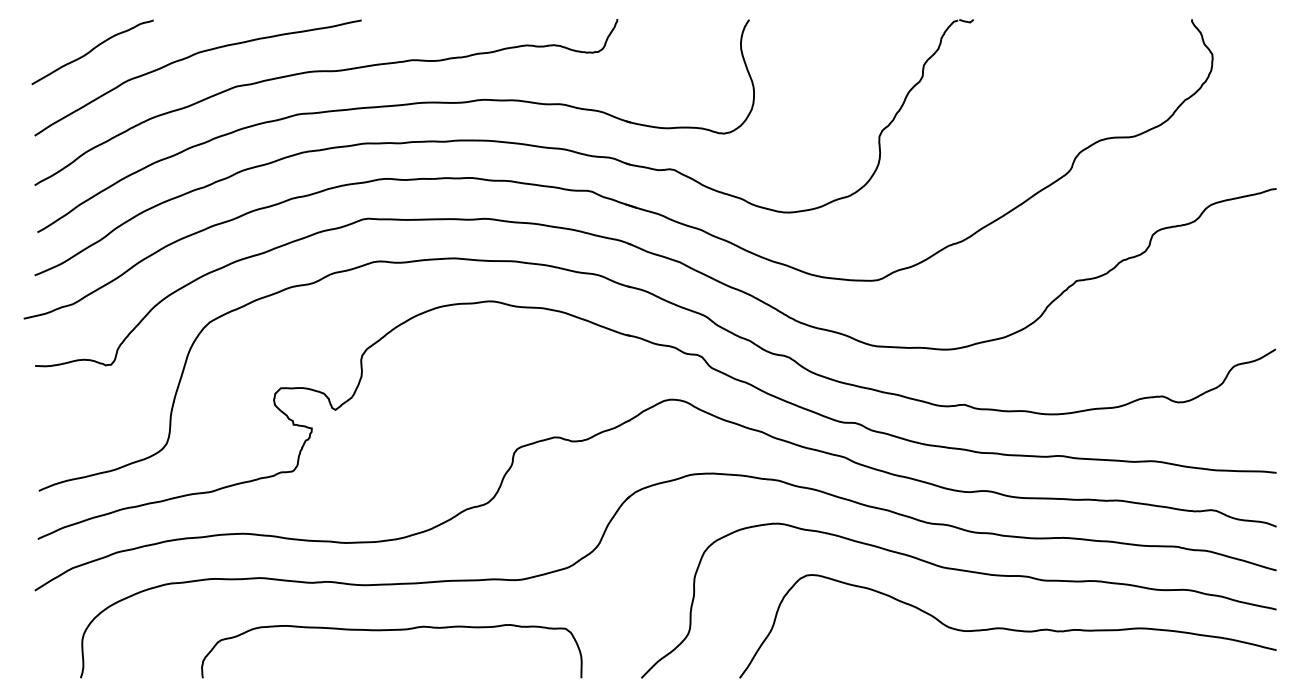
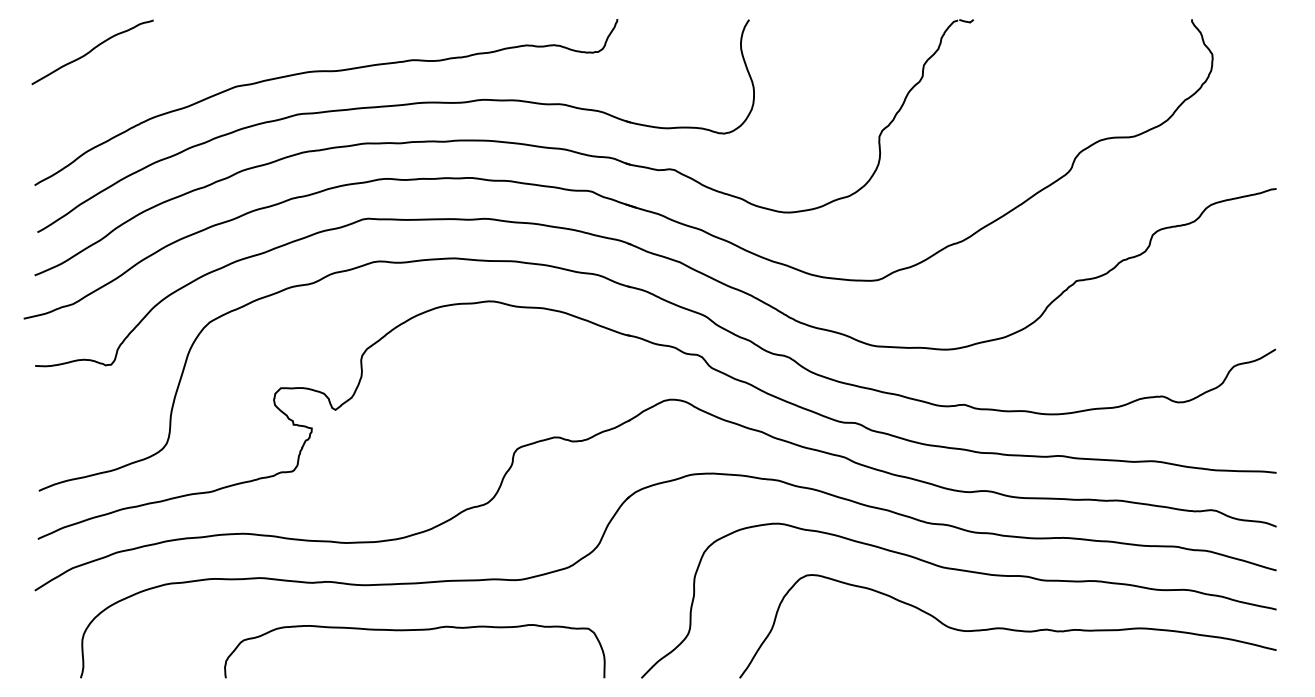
curve: present -> none (188, 58)
curve position: (391, 630) -> (414, 630) (414, 630)
